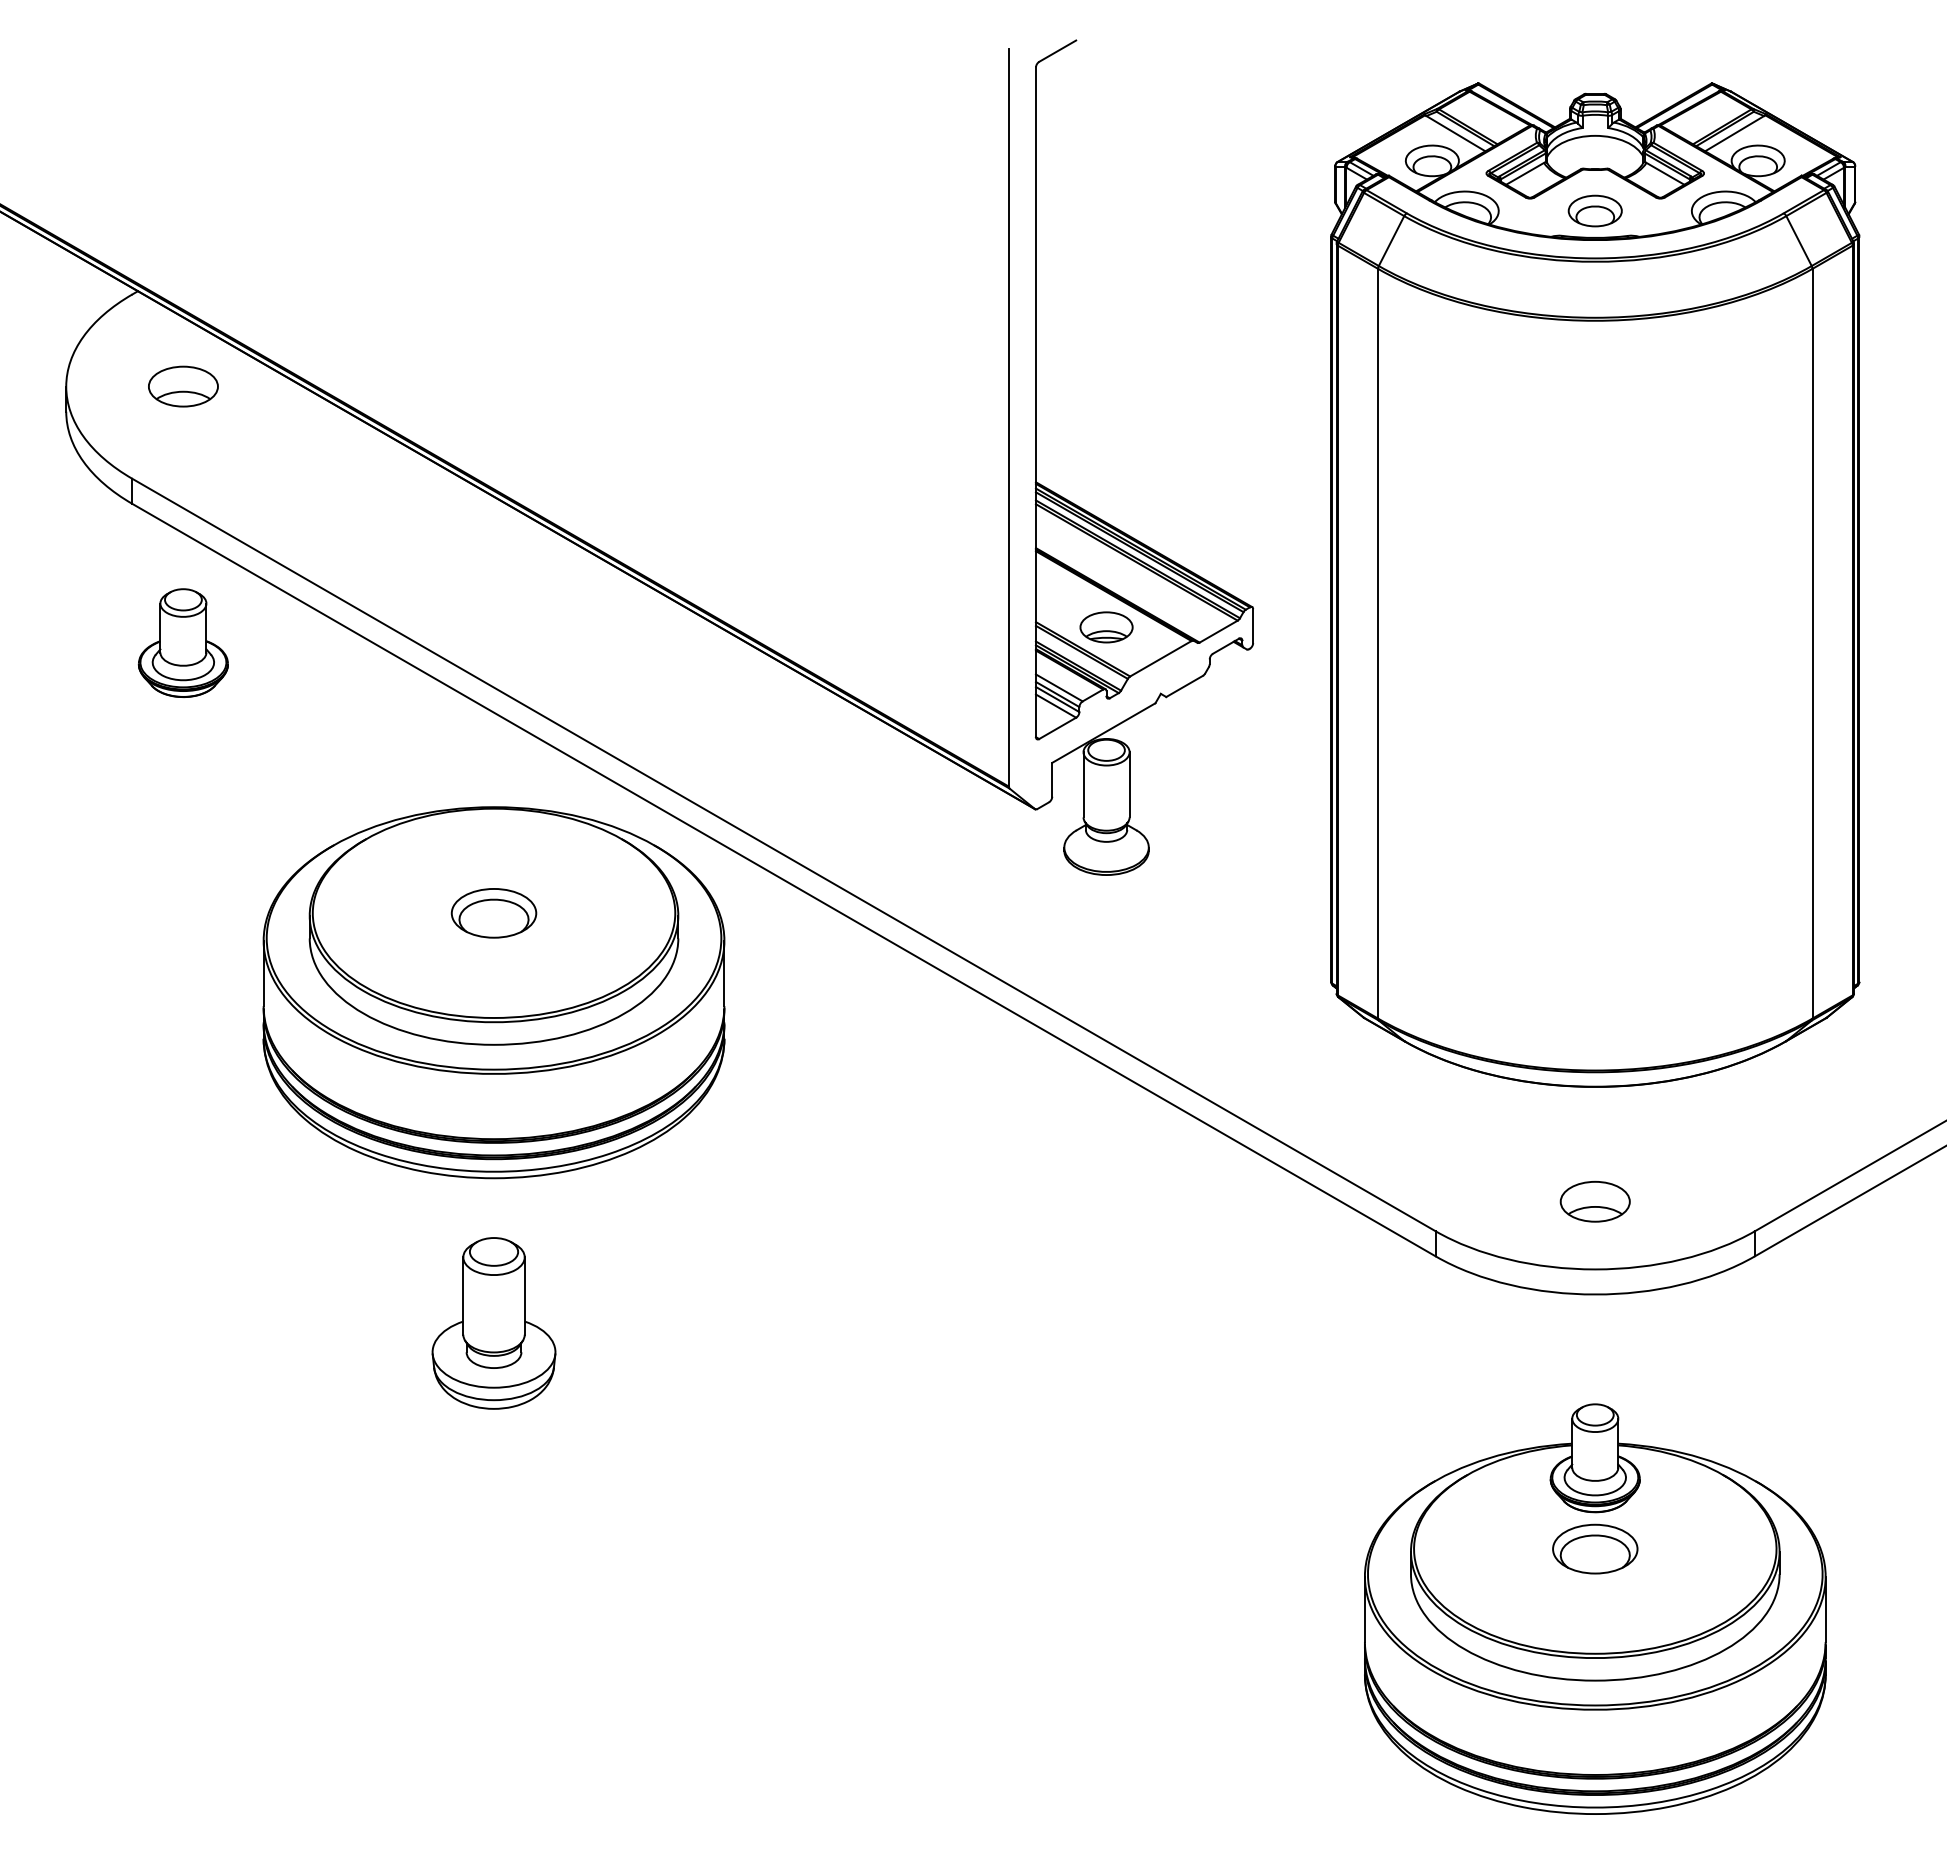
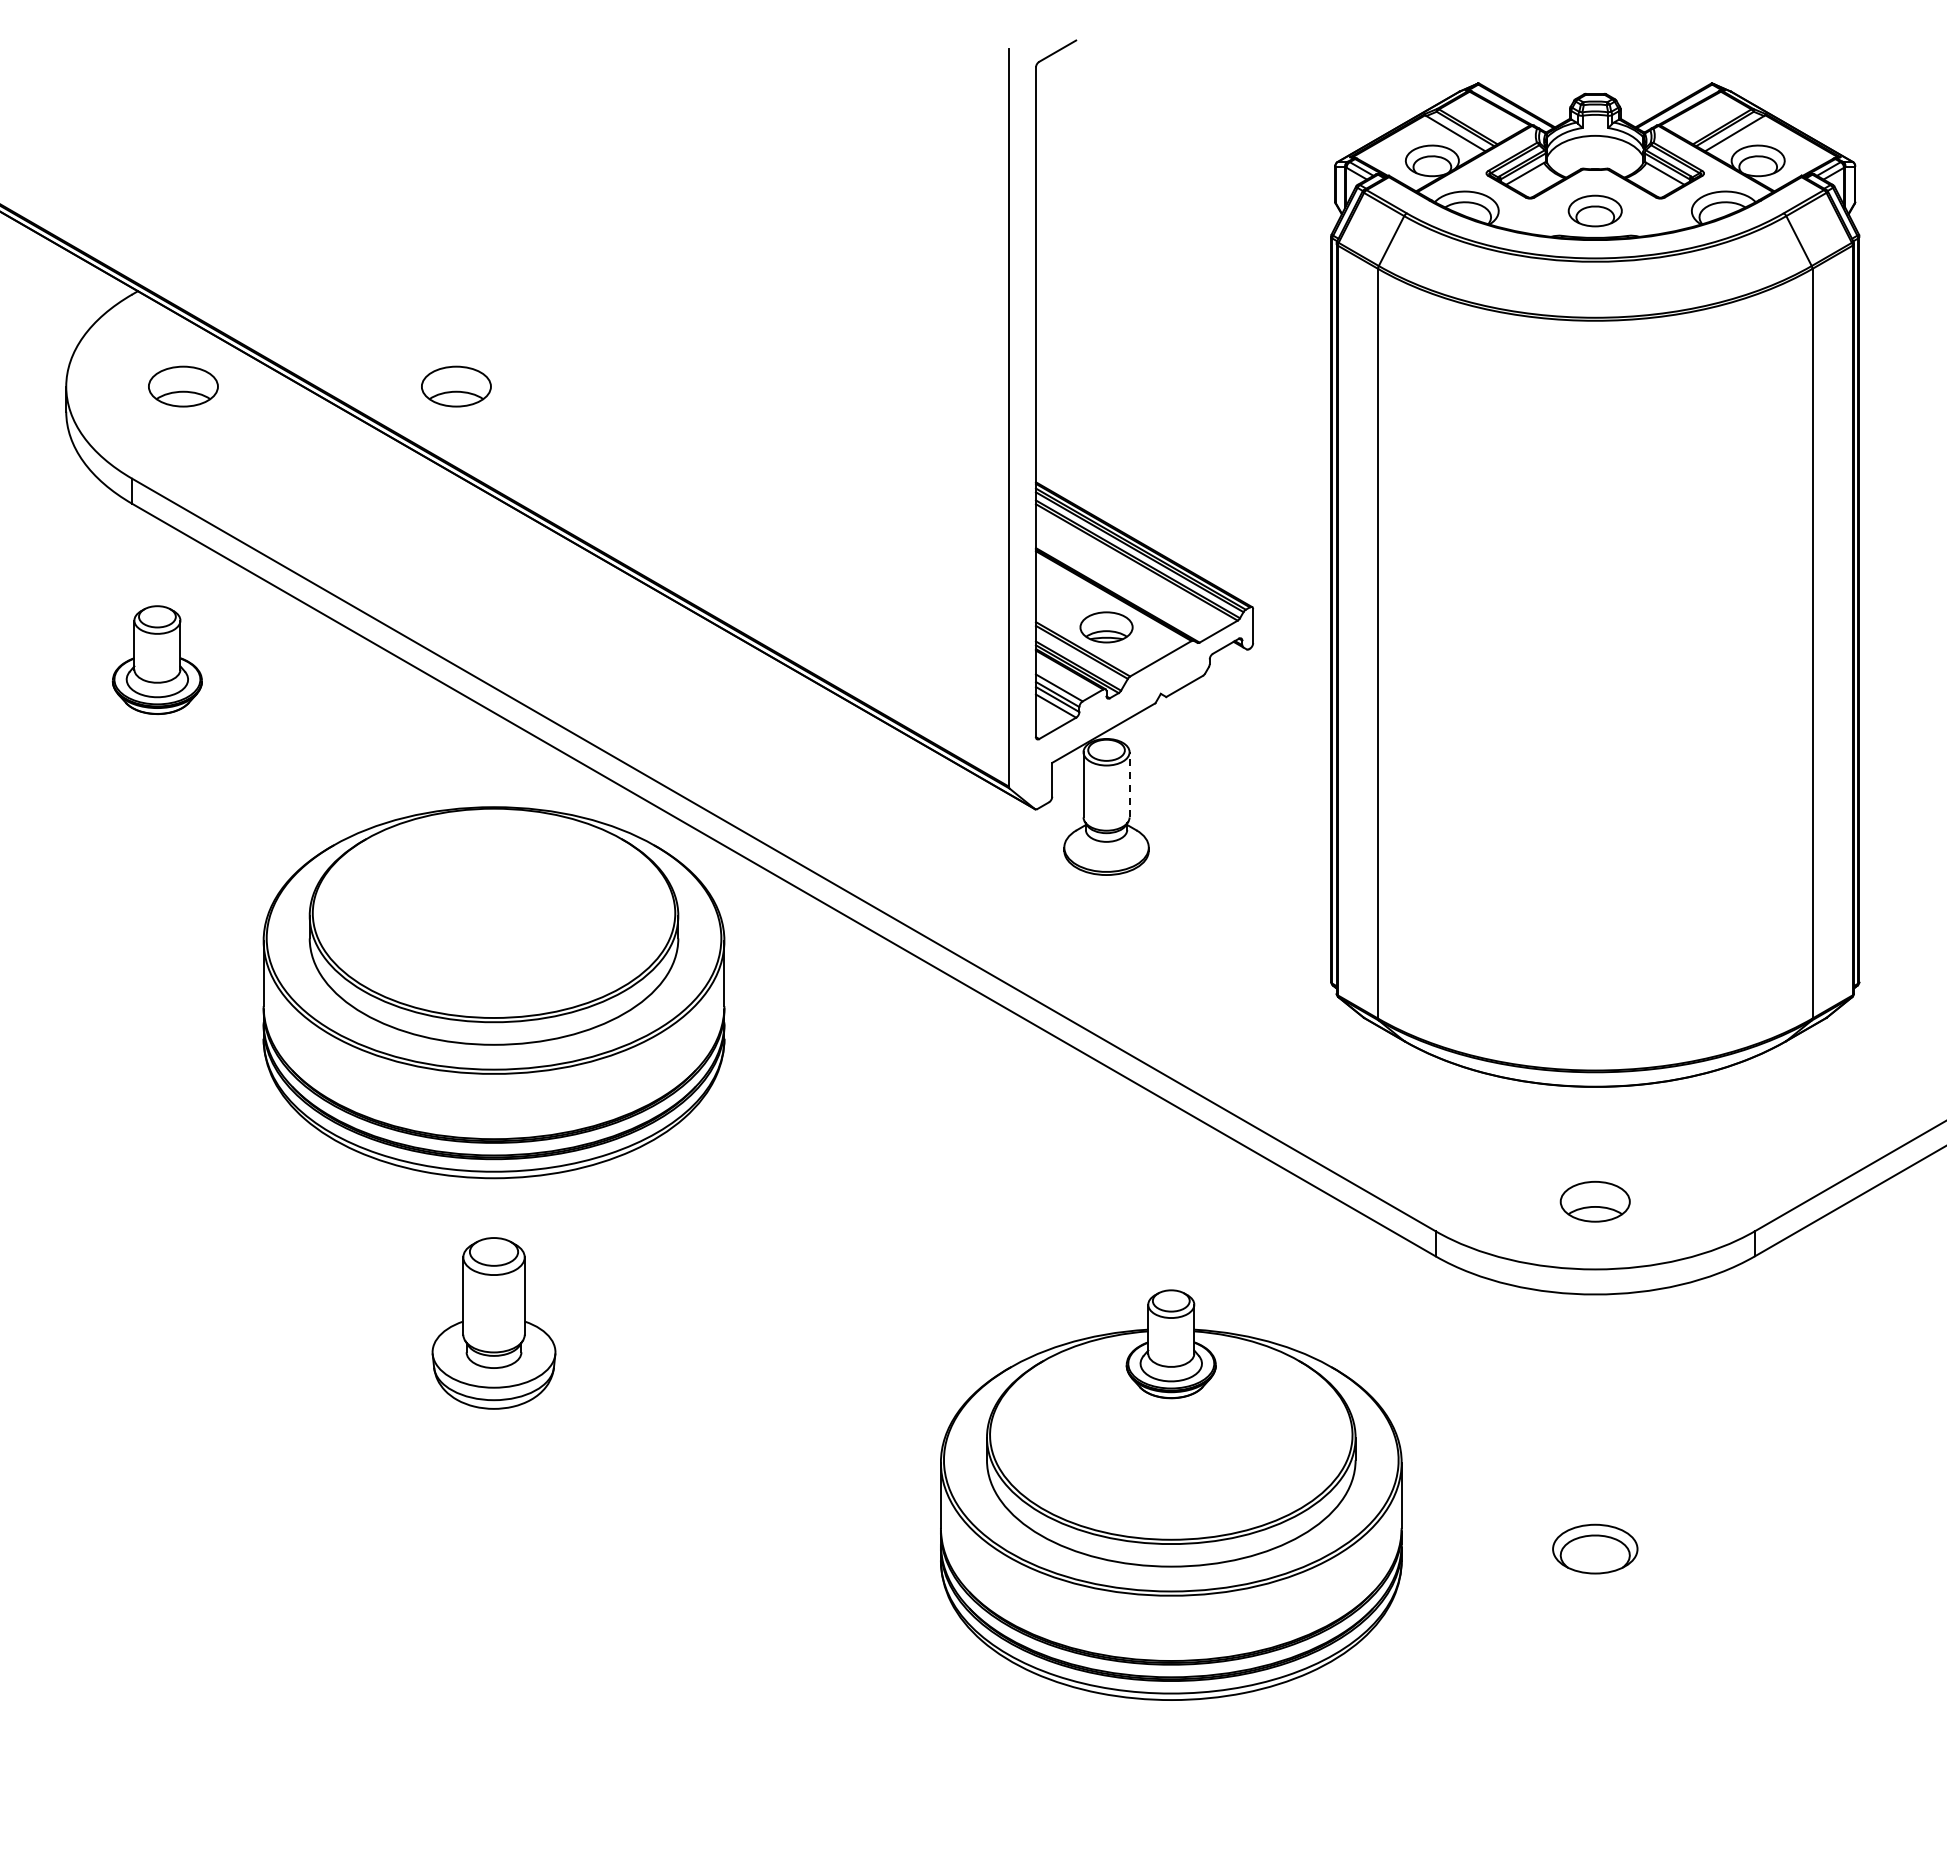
part: none -> present (456, 386)
part position: (182, 642) -> (156, 659) (156, 659)
line: solid -> dashed (1129, 784)
part: present -> none (493, 913)
part position: (1595, 1608) -> (1171, 1494) (1171, 1494)
